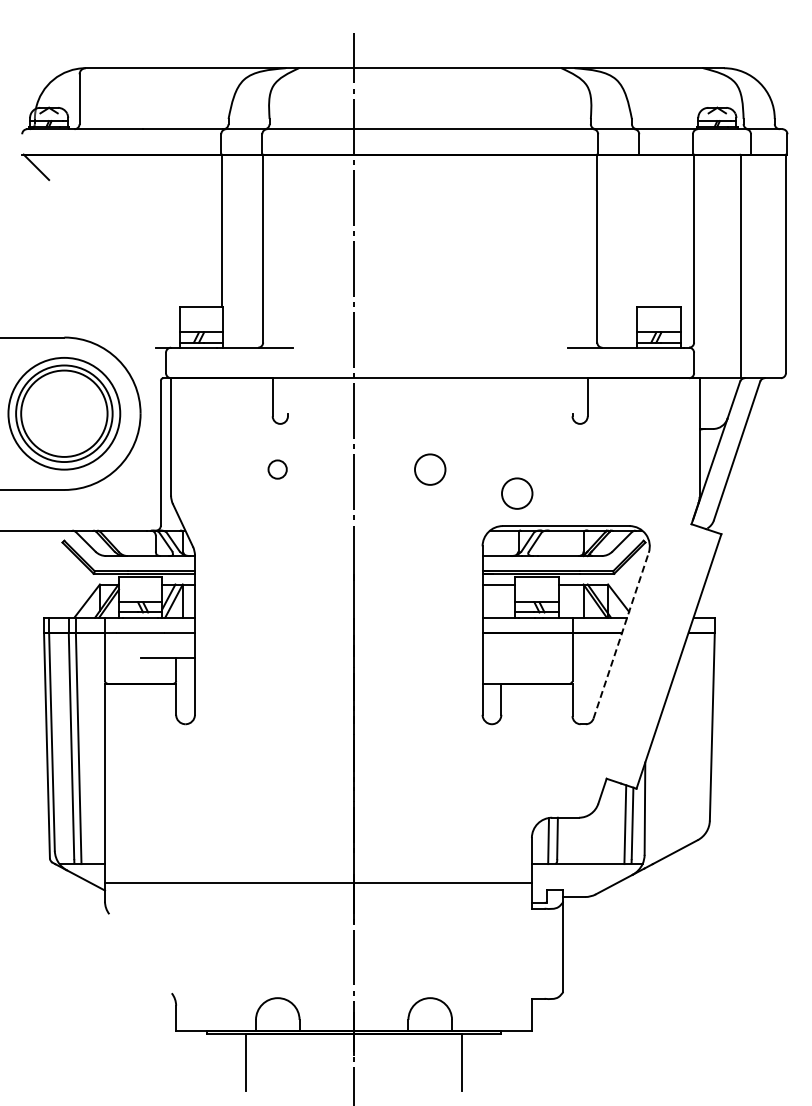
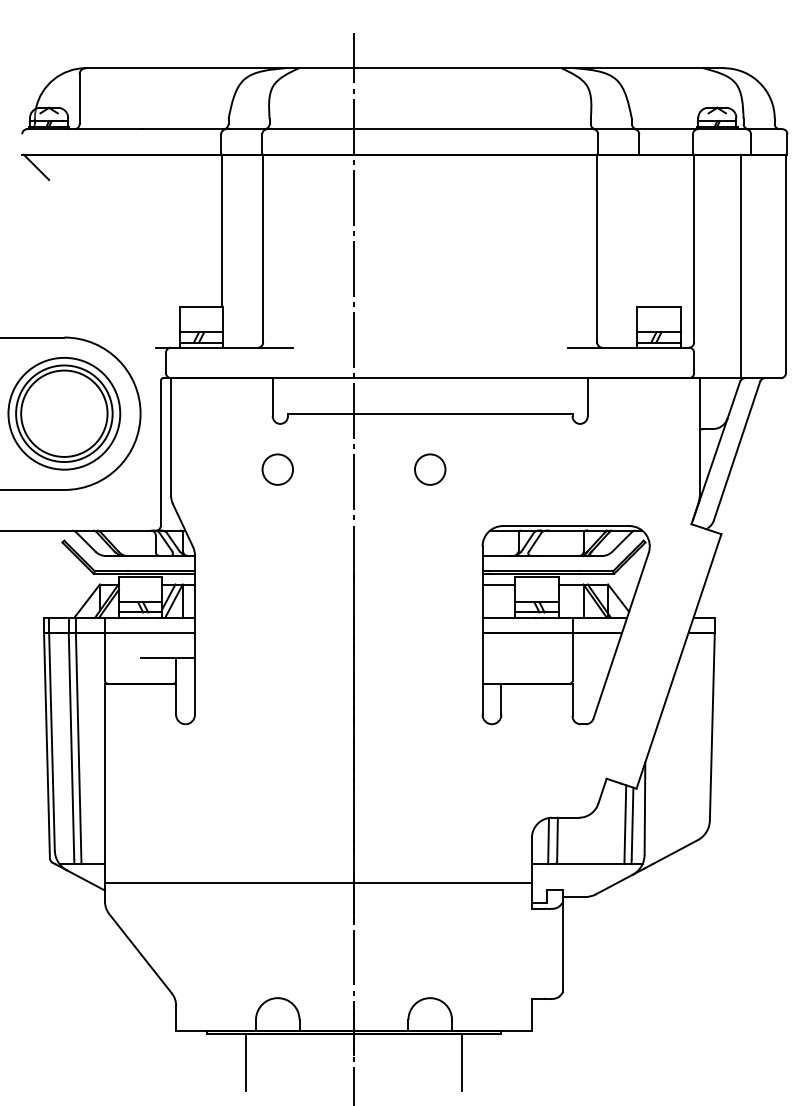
line: none -> present (429, 413)
circle size: 21x21 px -> 33x33 px (277, 469)
circle: present -> none (517, 493)
line: dashed -> solid (621, 635)
line: none -> present (140, 953)
